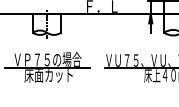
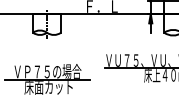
part position: (47, 67) -> (47, 79) (47, 79)
